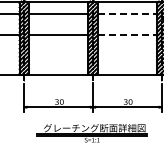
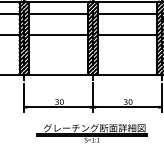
line: dashed -> solid (127, 14)
line: dashed -> solid (127, 34)
